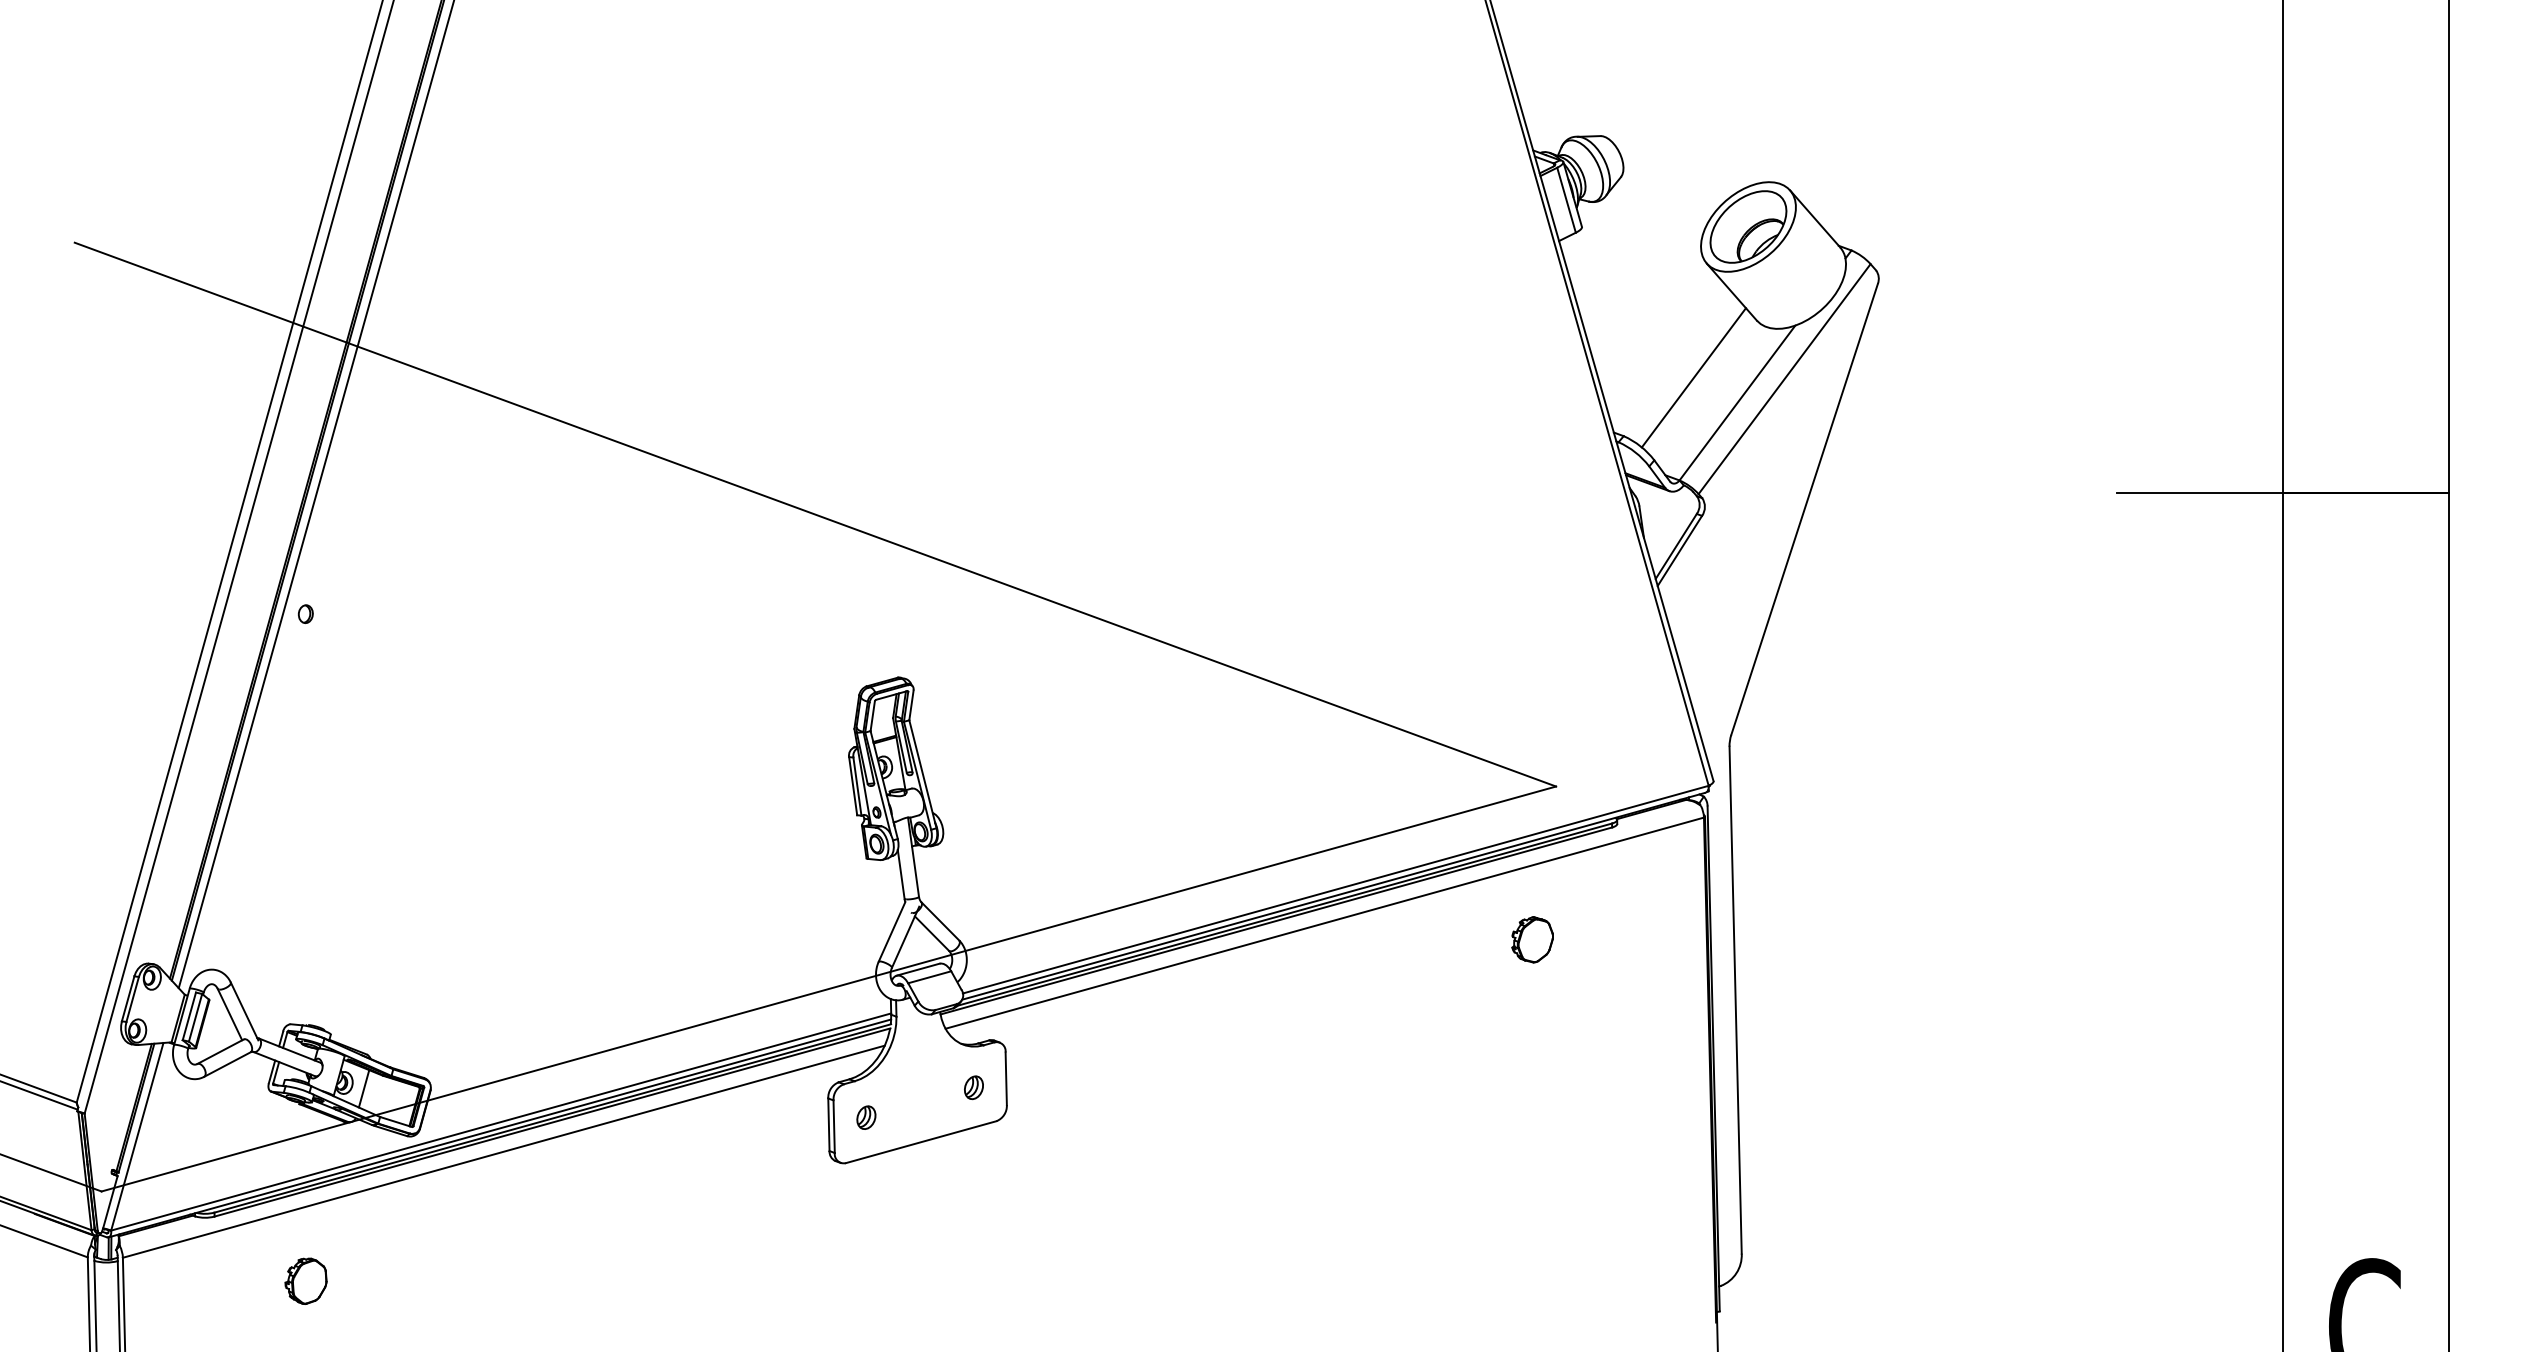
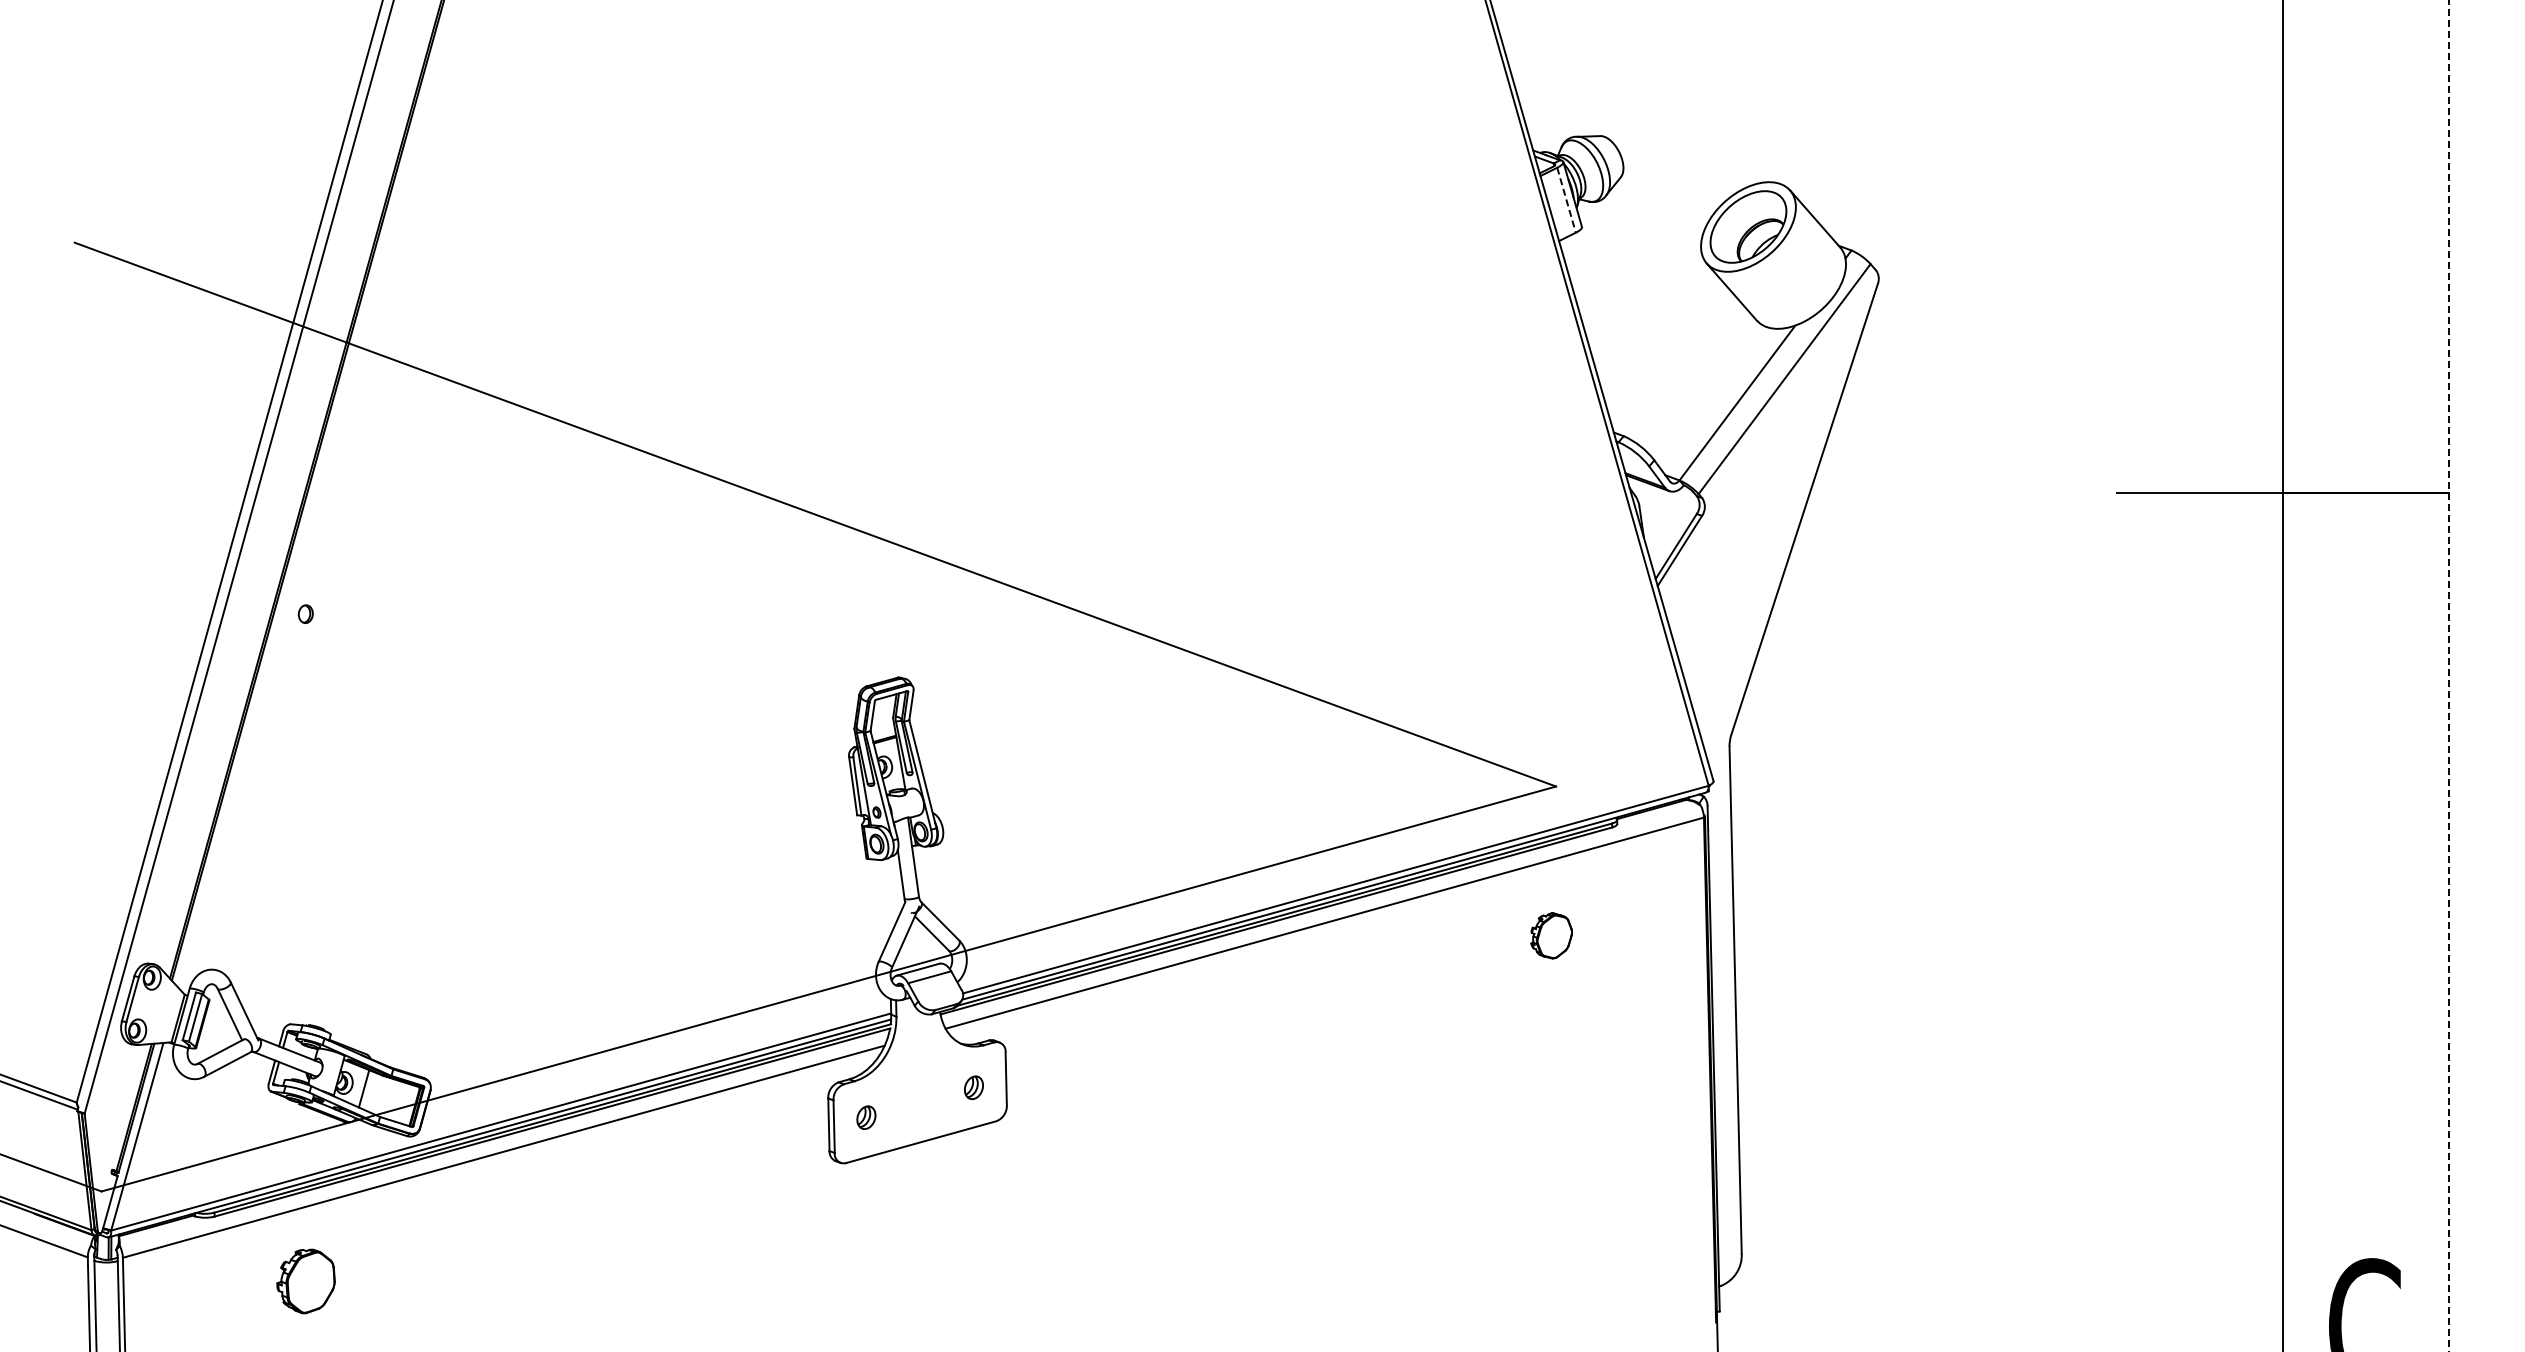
line: solid -> dashed (1566, 200)
line: present -> none (1693, 377)
line: present -> none (315, 495)
line: solid -> dashed (2449, 675)
part position: (1532, 939) -> (1551, 935) (1551, 935)
part size: 44x48 px -> 60x67 px (305, 1281)
